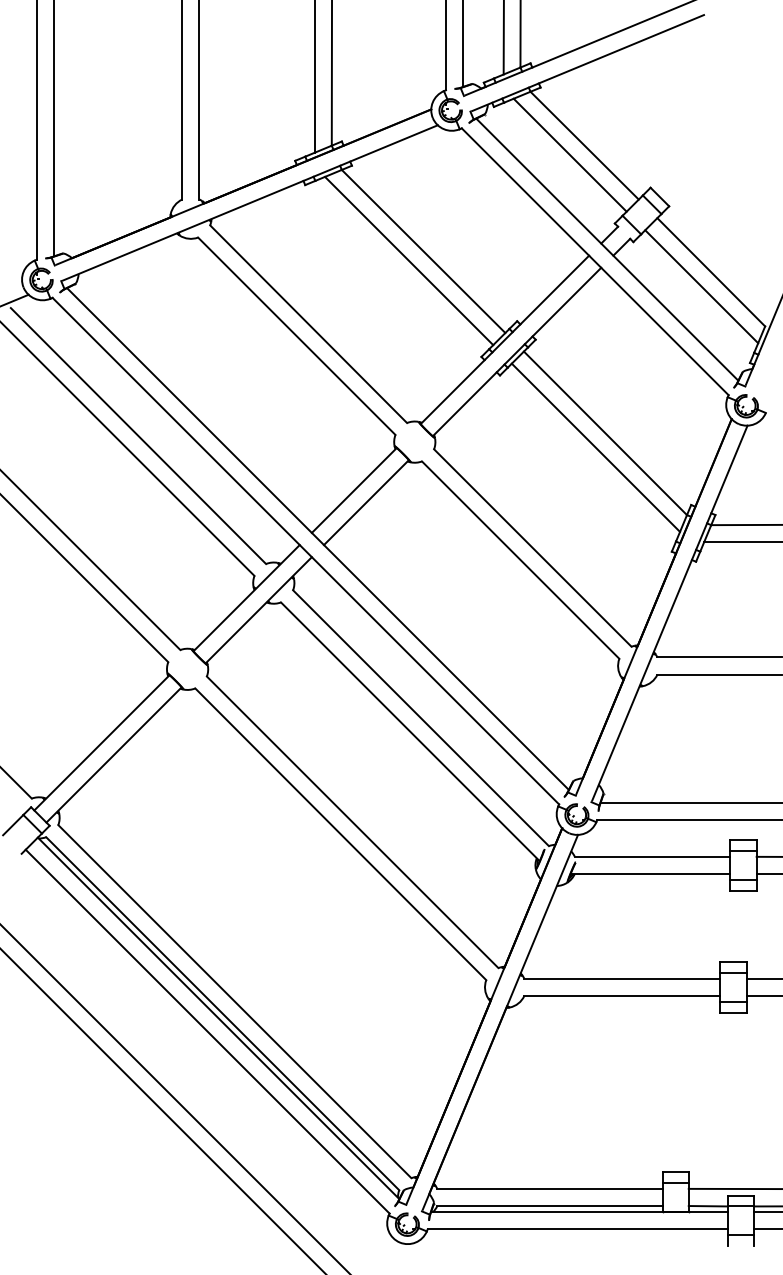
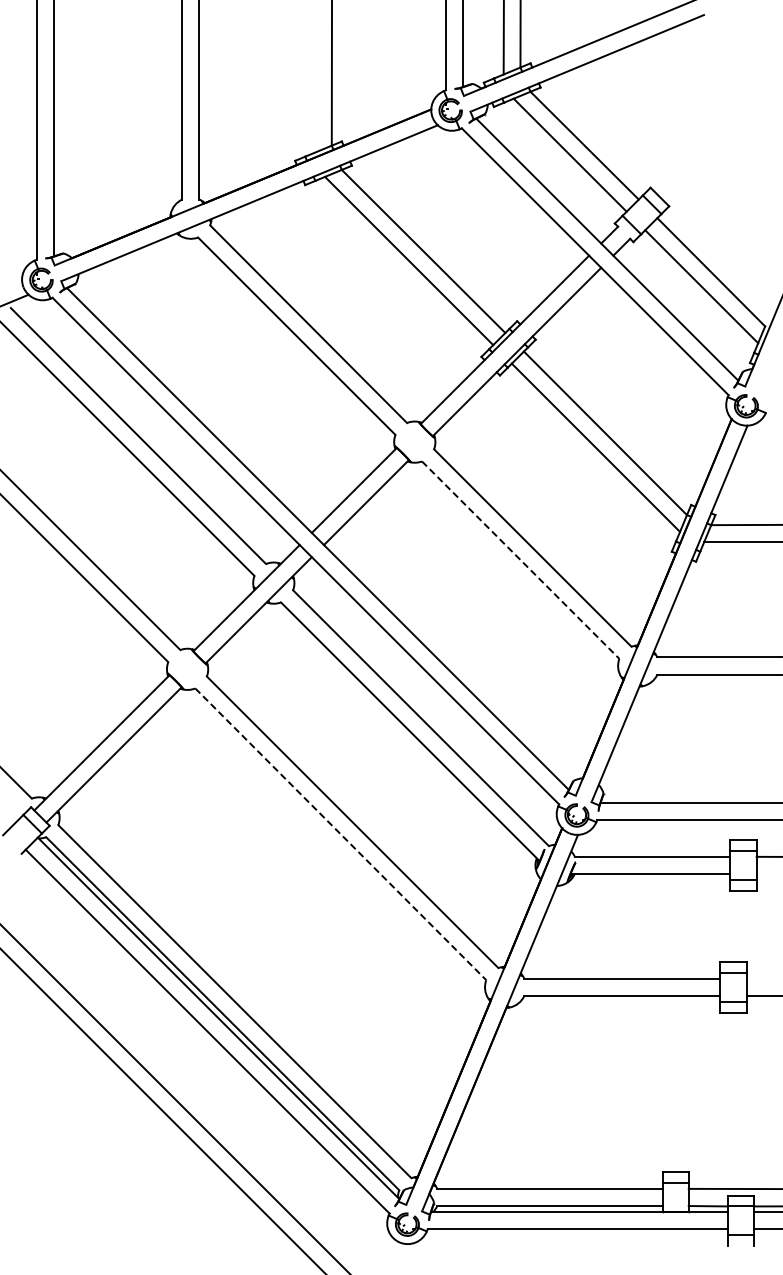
line: present -> none (314, 77)
line: solid -> dashed (520, 560)
line: solid -> dashed (340, 834)
line: present -> none (767, 873)
line: present -> none (762, 978)
